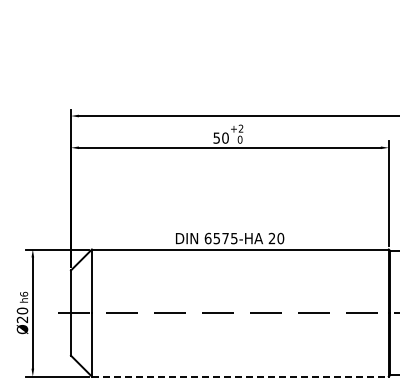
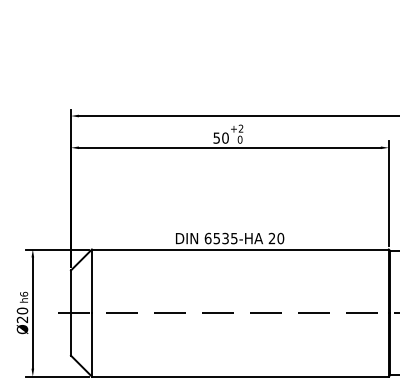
text: 6575-HA -> 6535-HA (225, 238)
line: dashed -> solid (240, 376)
